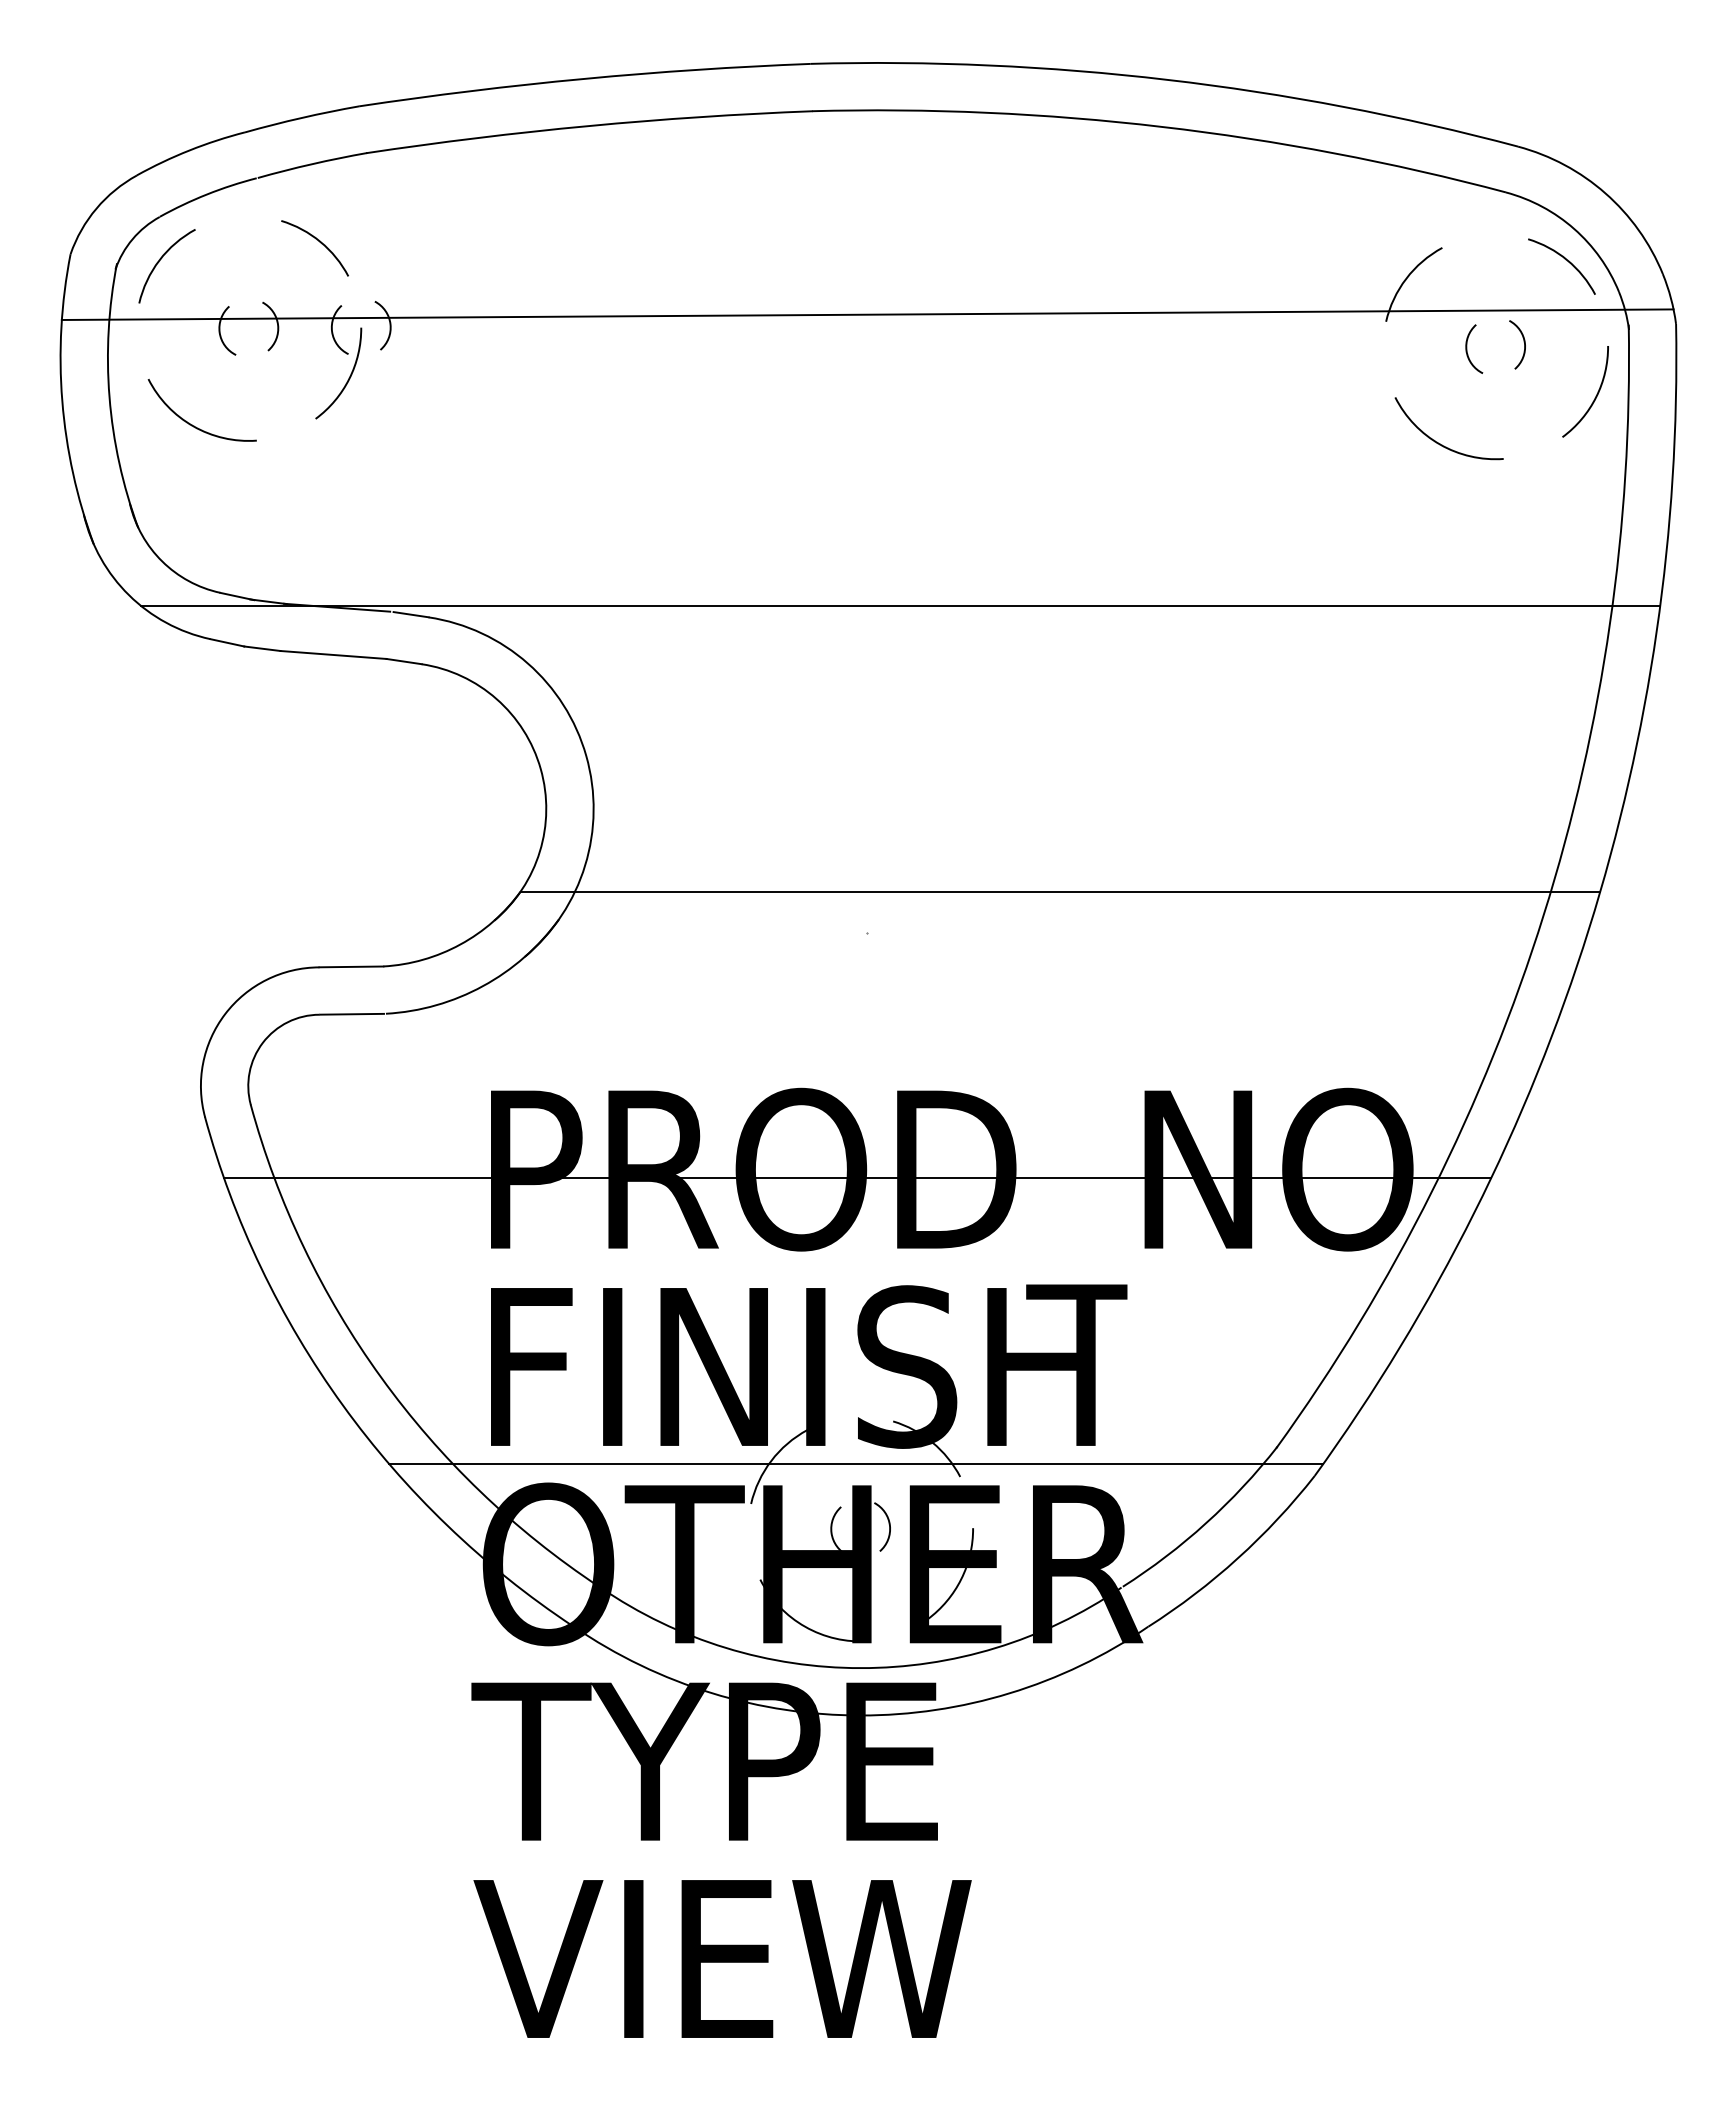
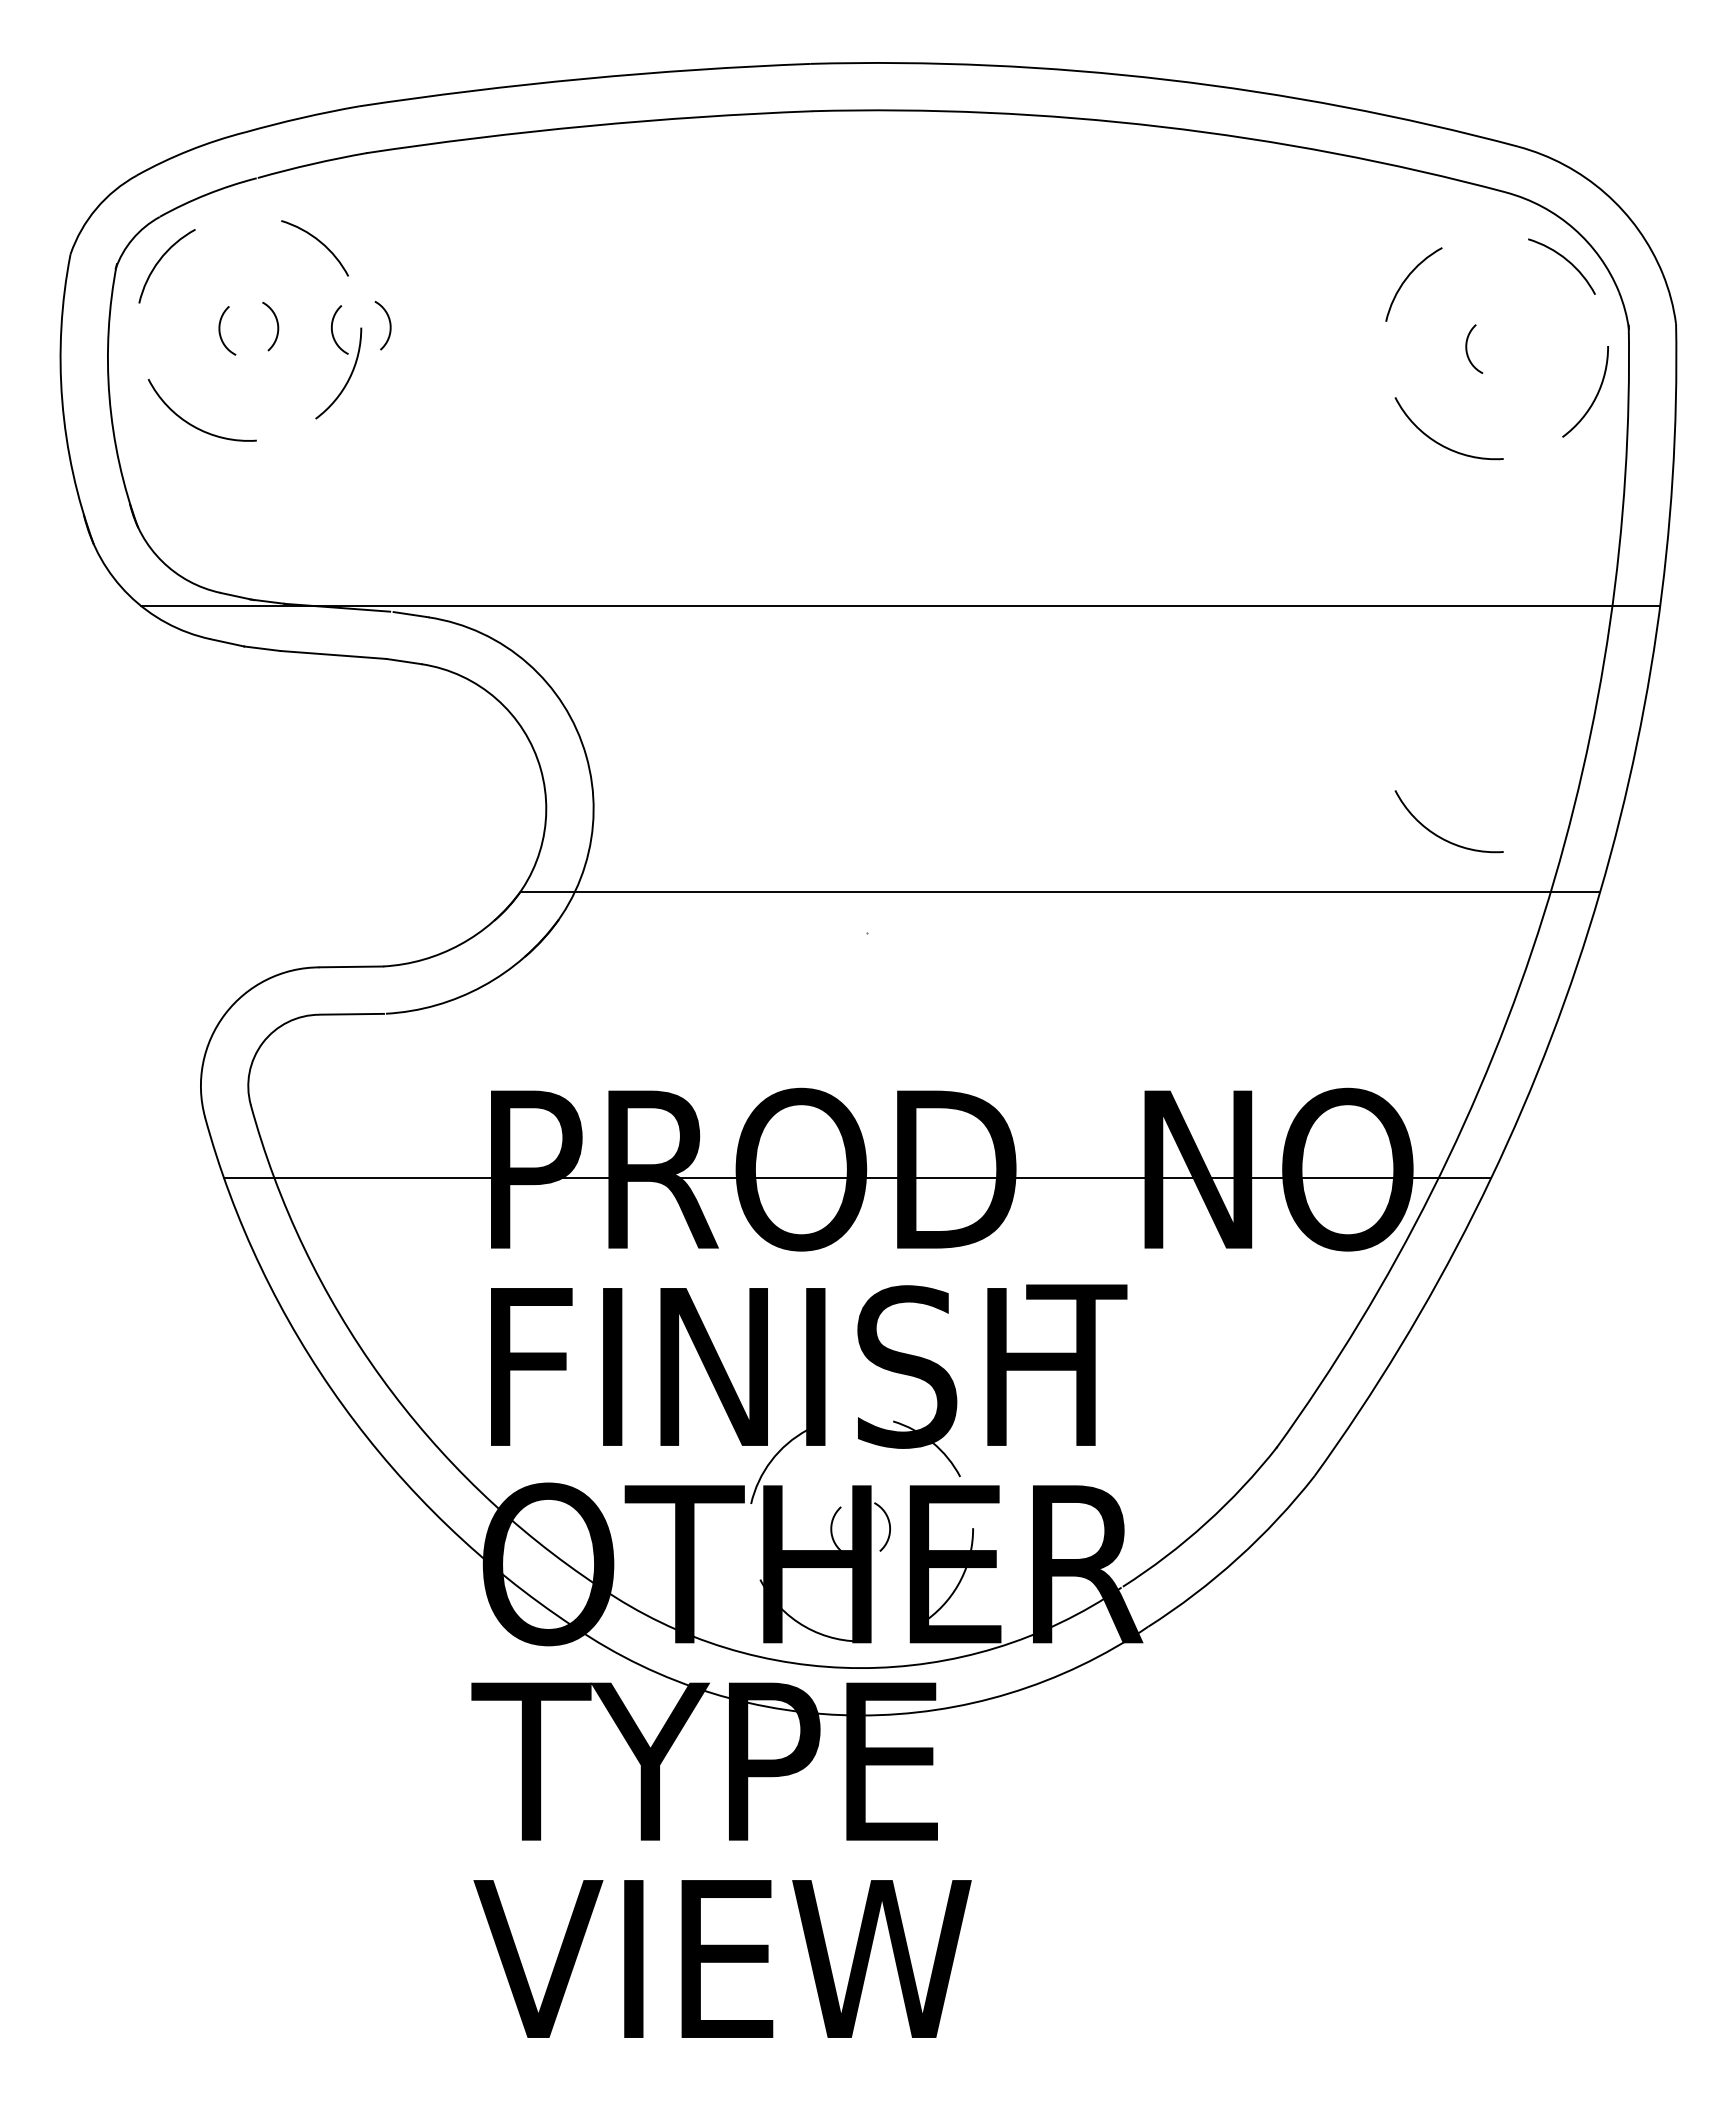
line: present -> none (867, 314)
arc: present -> none (1523, 342)
arc: none -> present (1440, 836)
line: present -> none (856, 1464)
